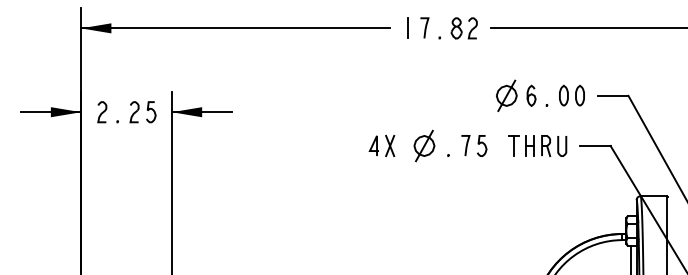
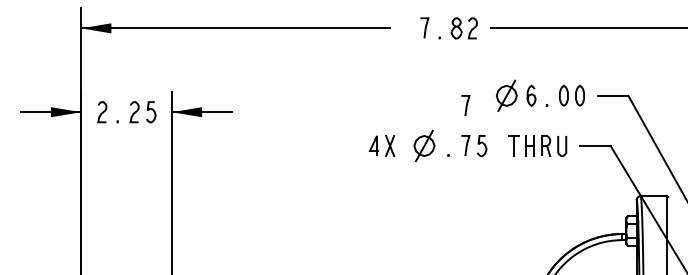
line: present -> none (407, 27)
curve: none -> present (466, 105)
line: present -> none (630, 258)
